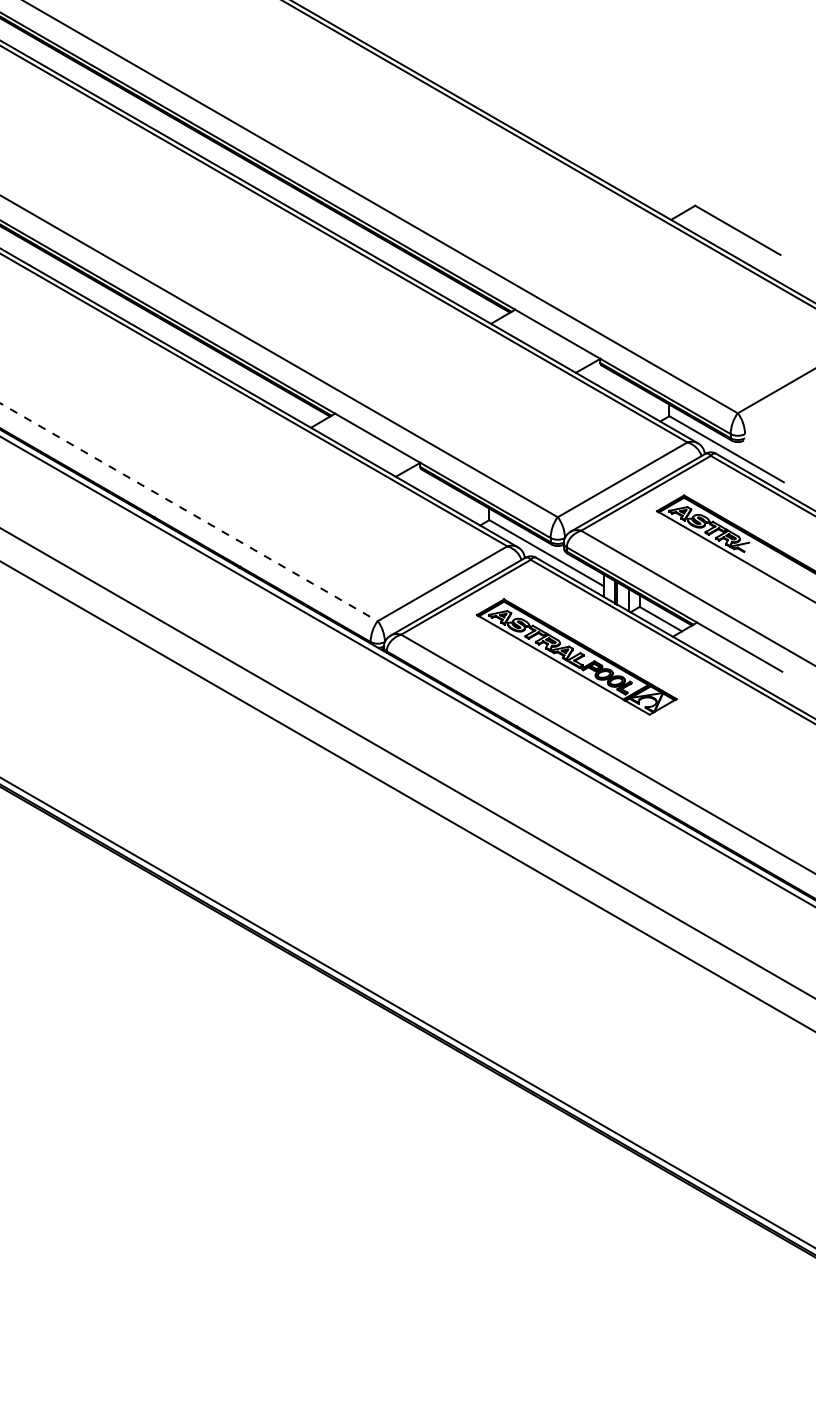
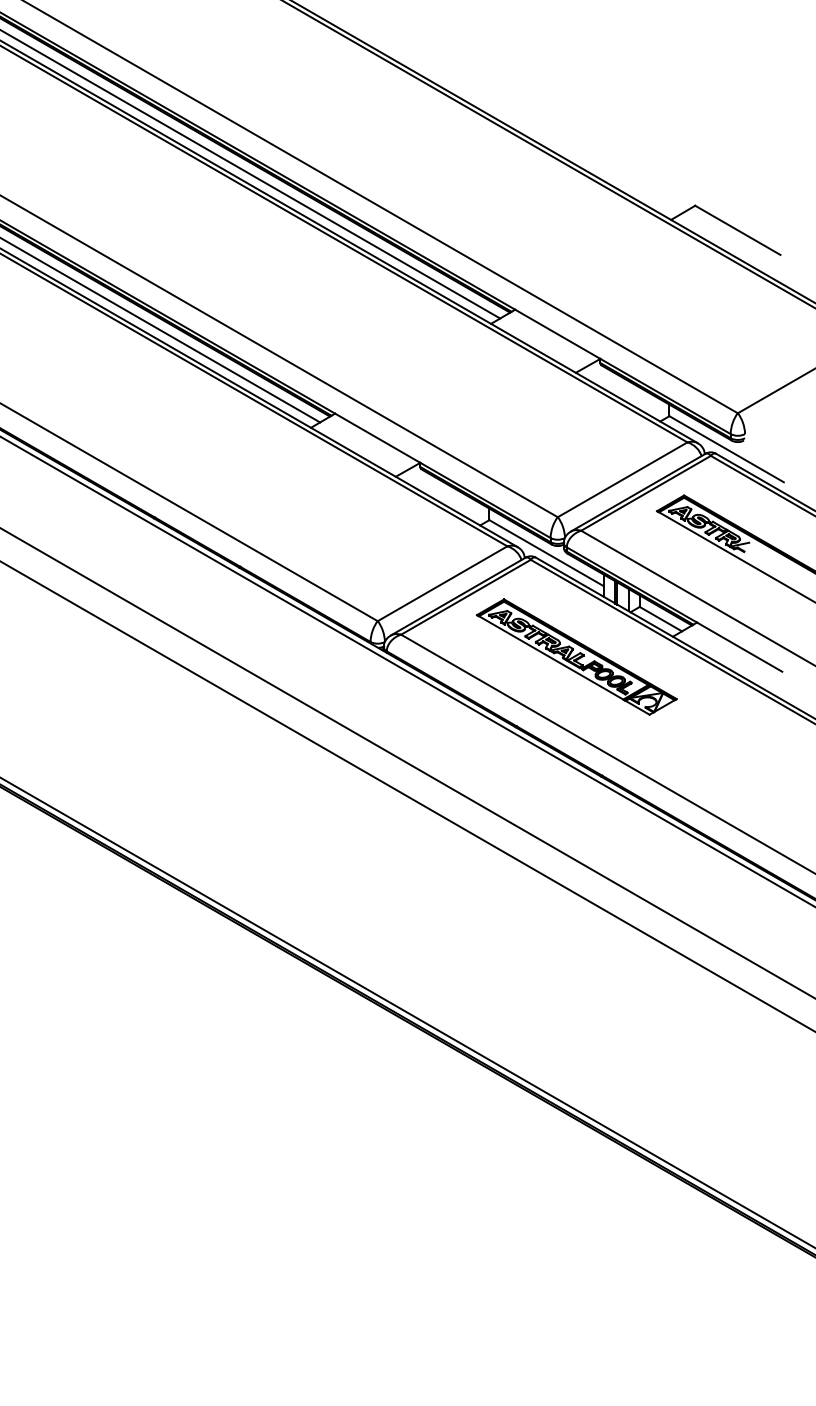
line: none -> present (251, 174)
line: none -> present (161, 330)
line: dashed -> solid (189, 512)
